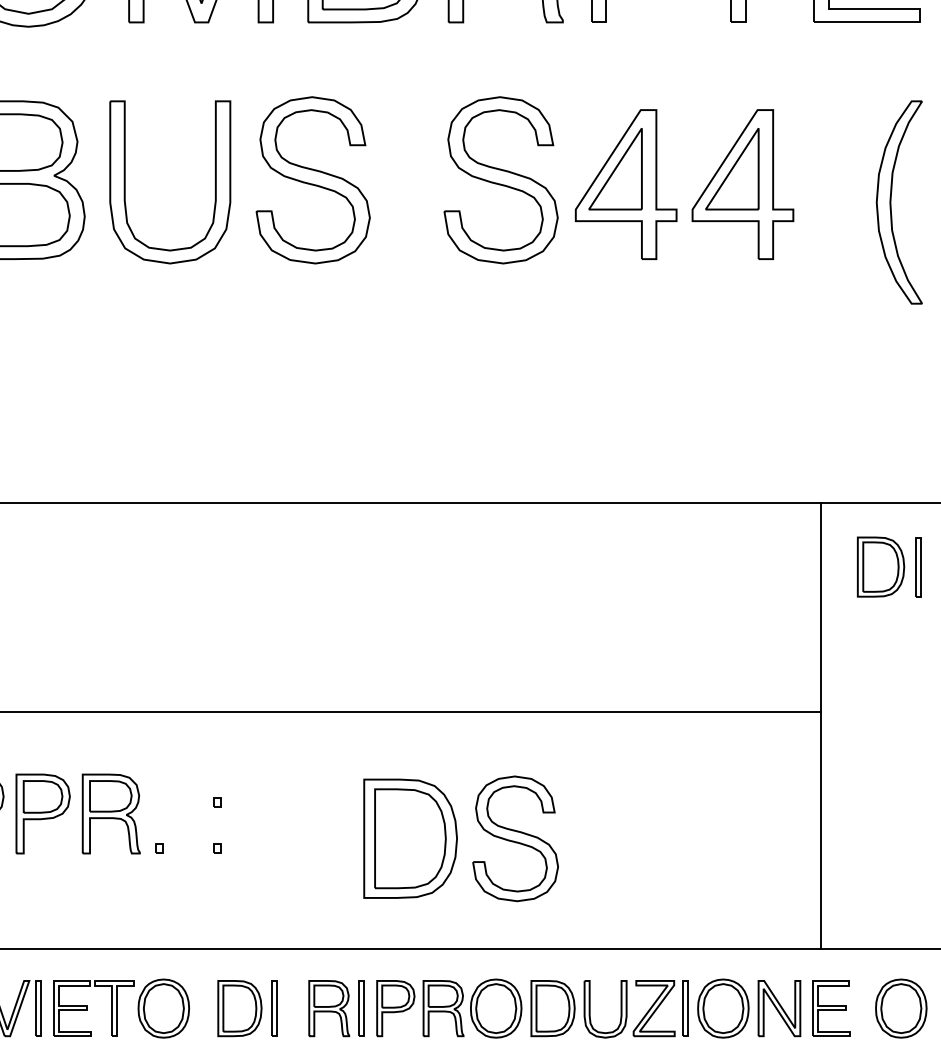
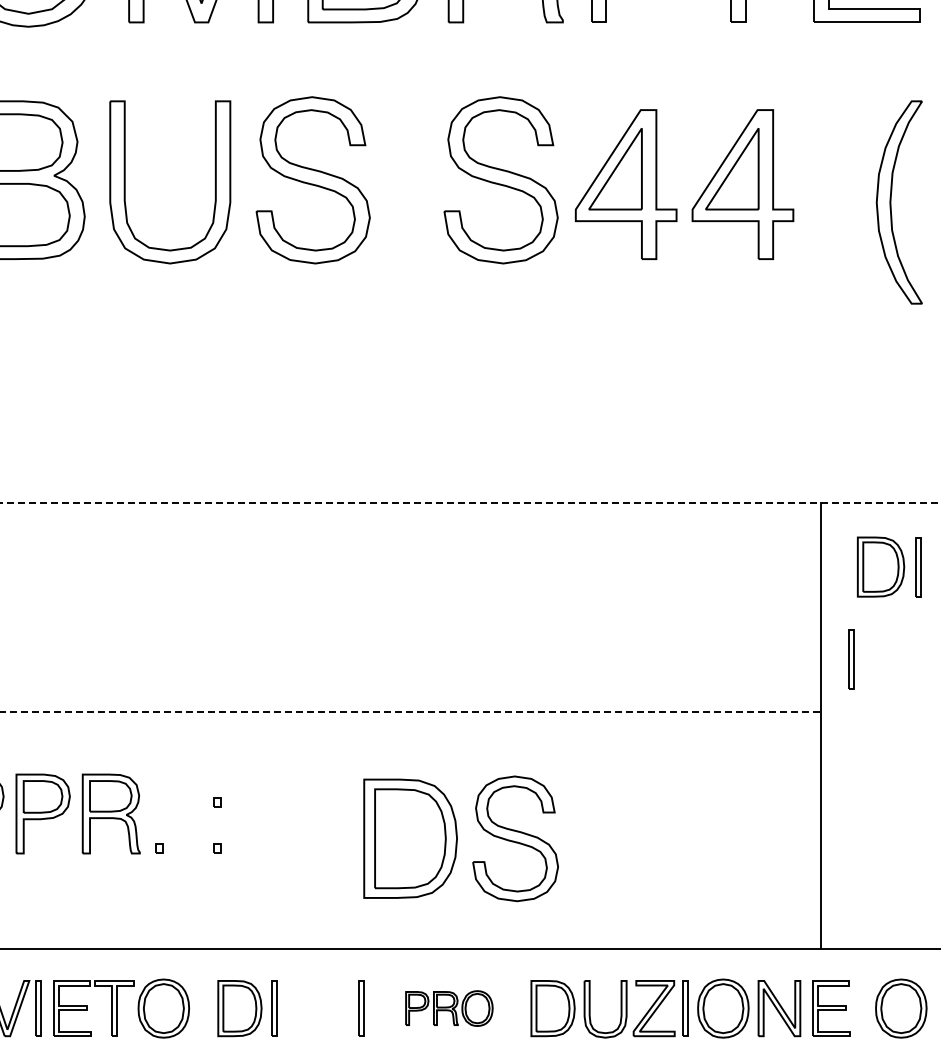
line: solid -> dashed (470, 502)
part: none -> present (851, 659)
line: solid -> dashed (410, 711)
part: present -> none (329, 1008)
part size: 147x61 px -> 89x37 px (449, 1008)
